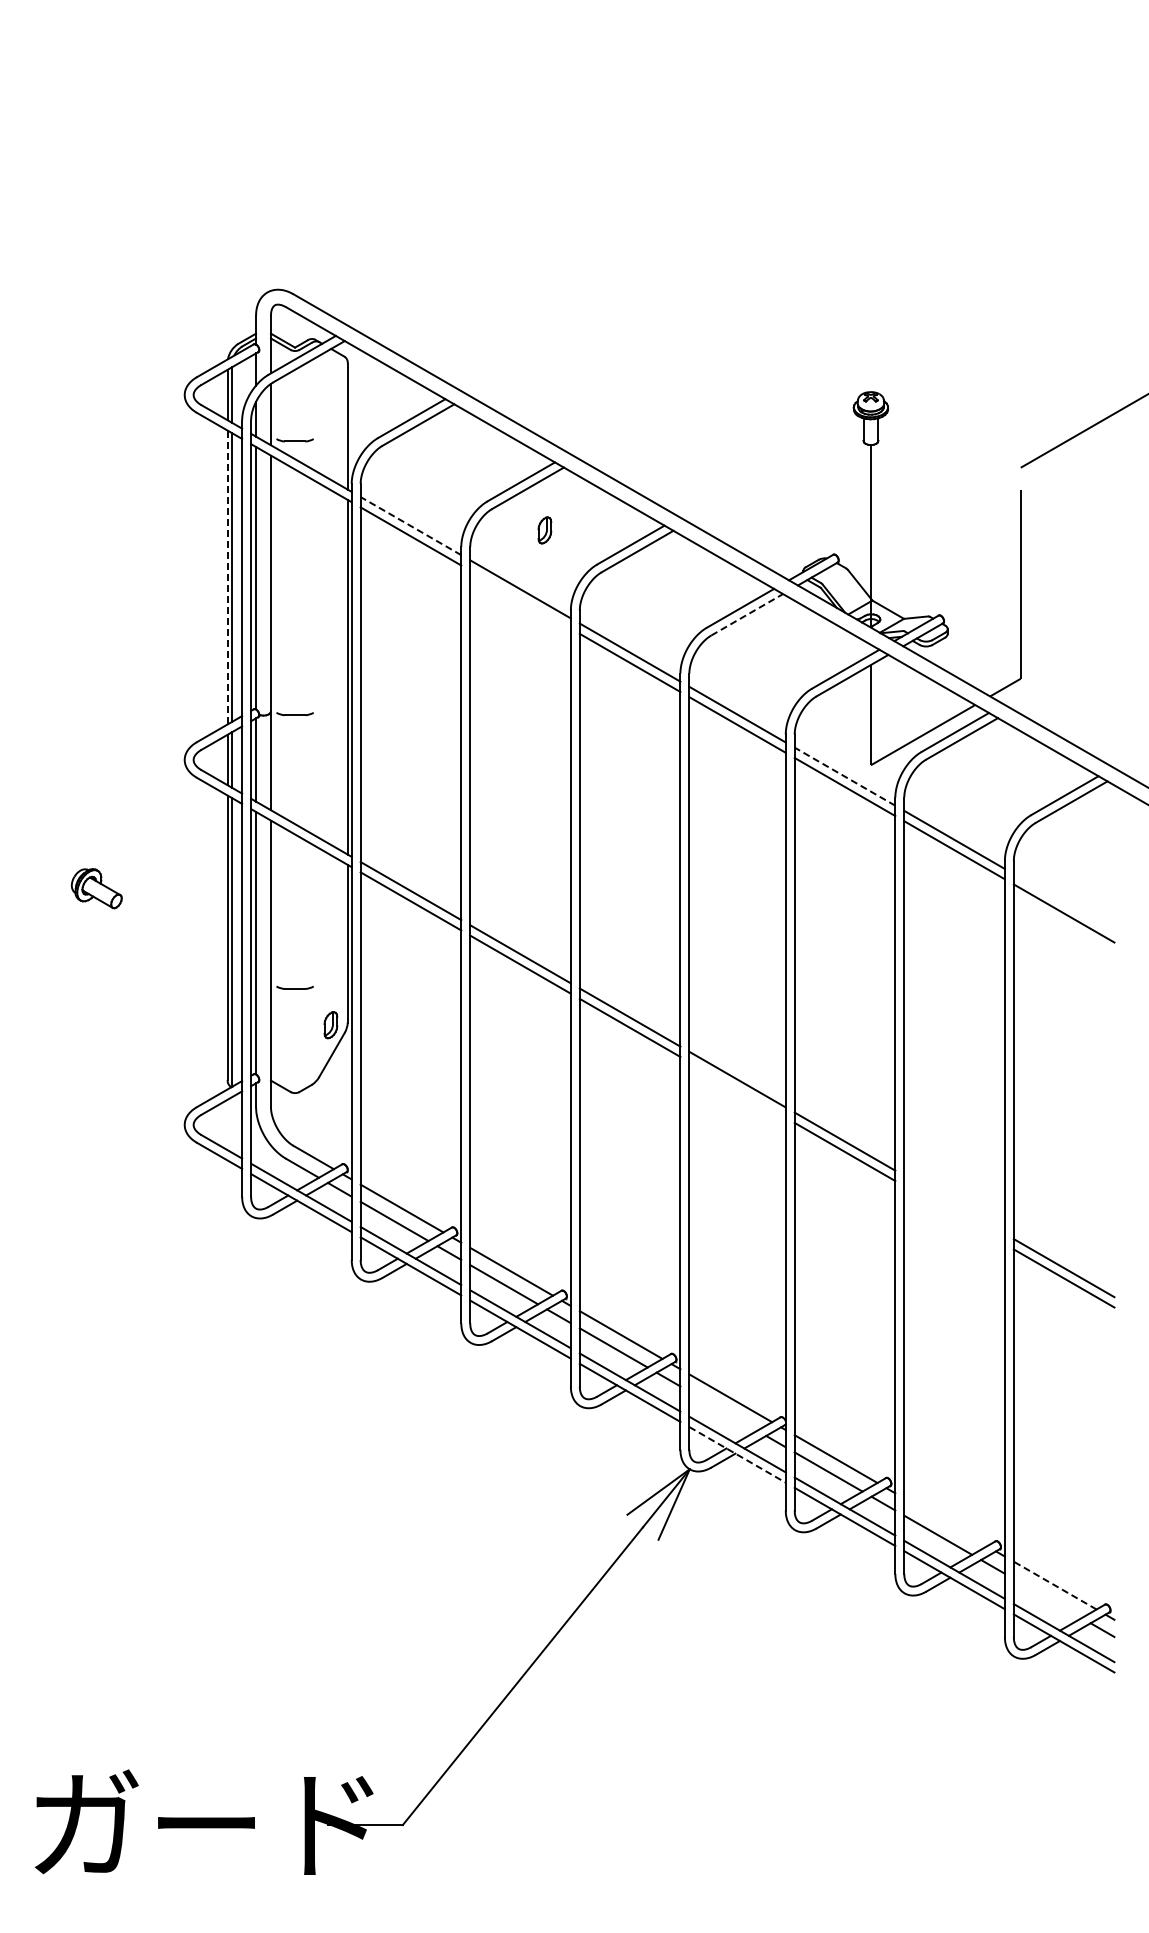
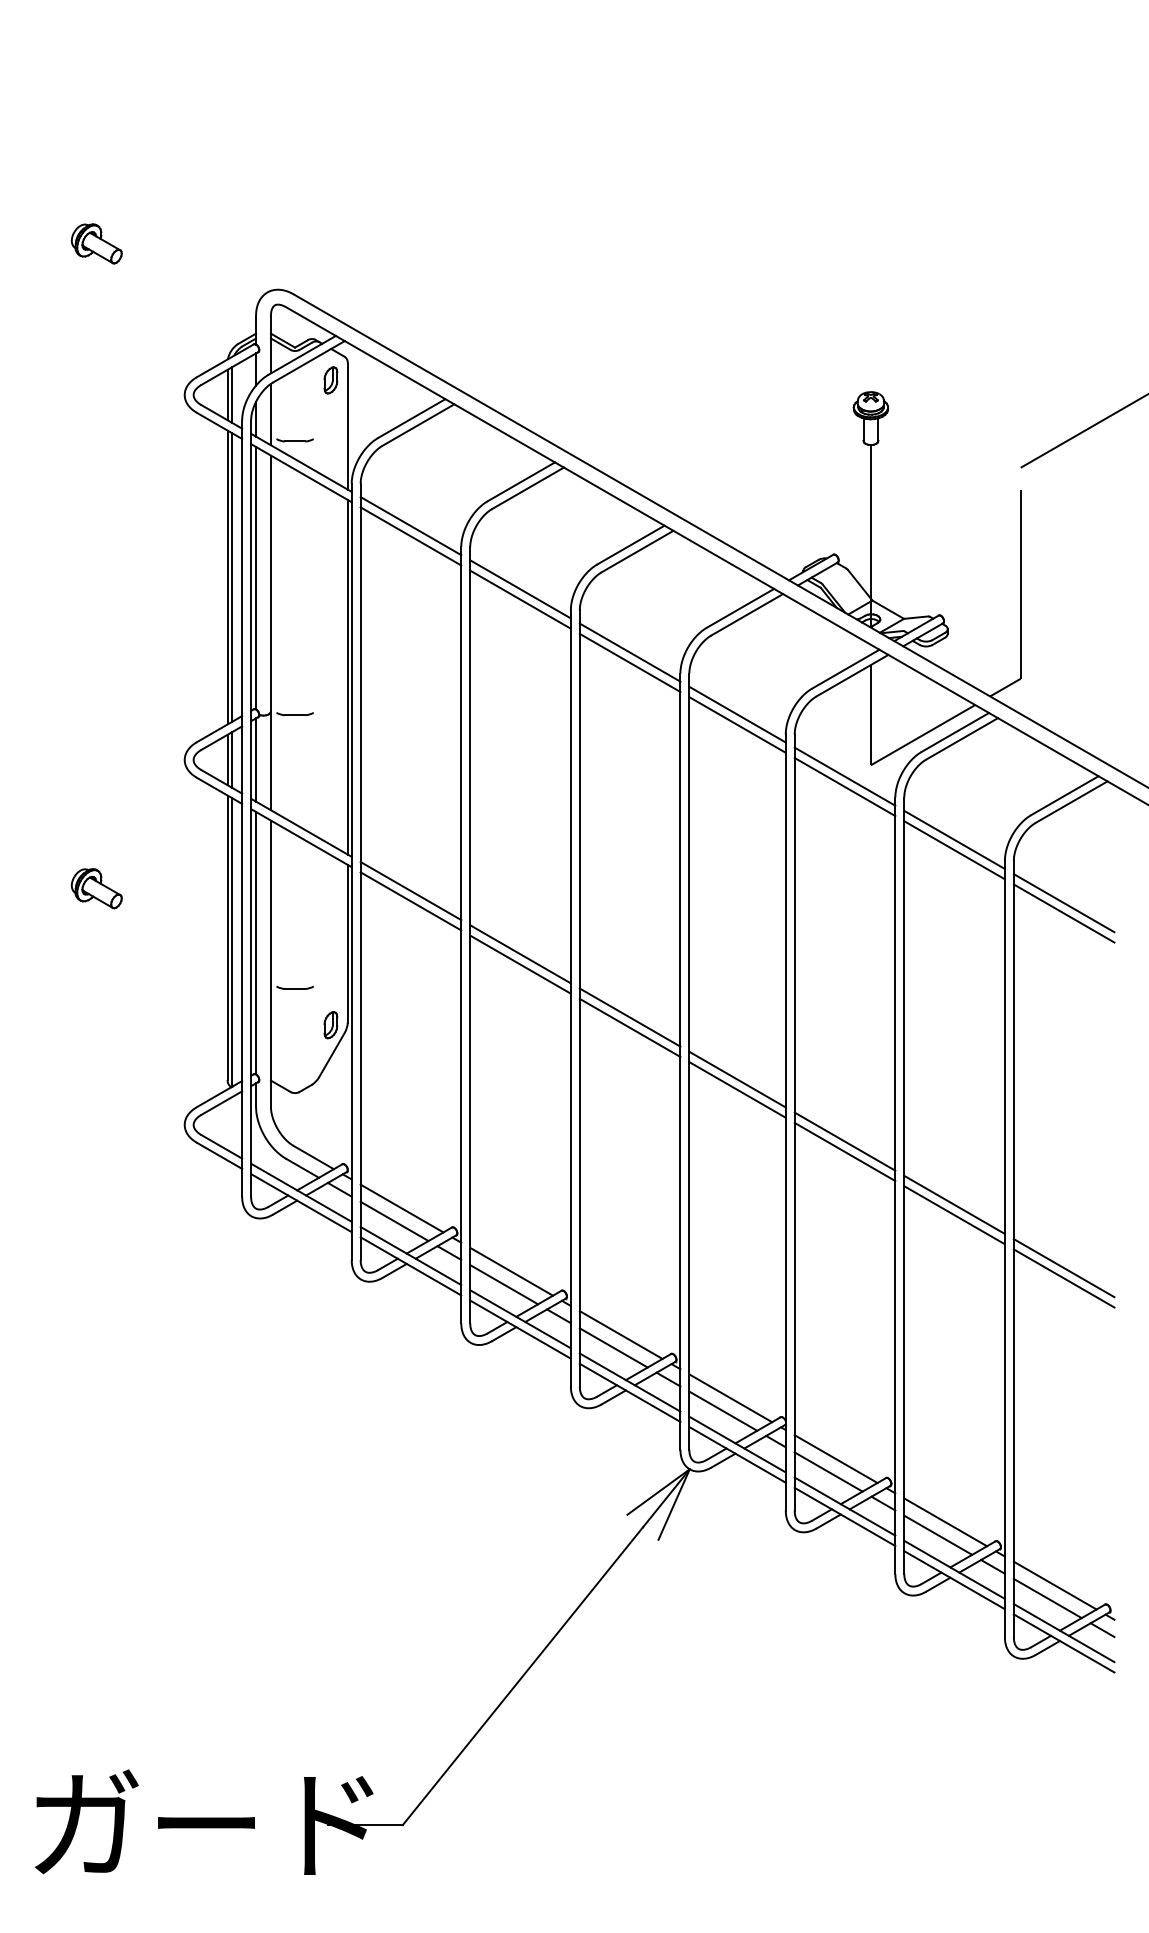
part: none -> present (96, 243)
line: dashed -> solid (410, 525)
part position: (544, 530) -> (330, 380) (330, 380)
line: dashed -> solid (227, 577)
line: none -> present (520, 599)
line: dashed -> solid (747, 614)
line: dashed -> solid (844, 776)
line: none -> present (1063, 903)
line: none -> present (737, 1089)
line: none -> present (954, 1204)
line: none -> present (954, 1215)
line: none -> present (723, 1410)
line: dashed -> solid (737, 1454)
line: none -> present (945, 1522)
line: dashed -> solid (1055, 1585)
line: none -> present (1047, 1598)
